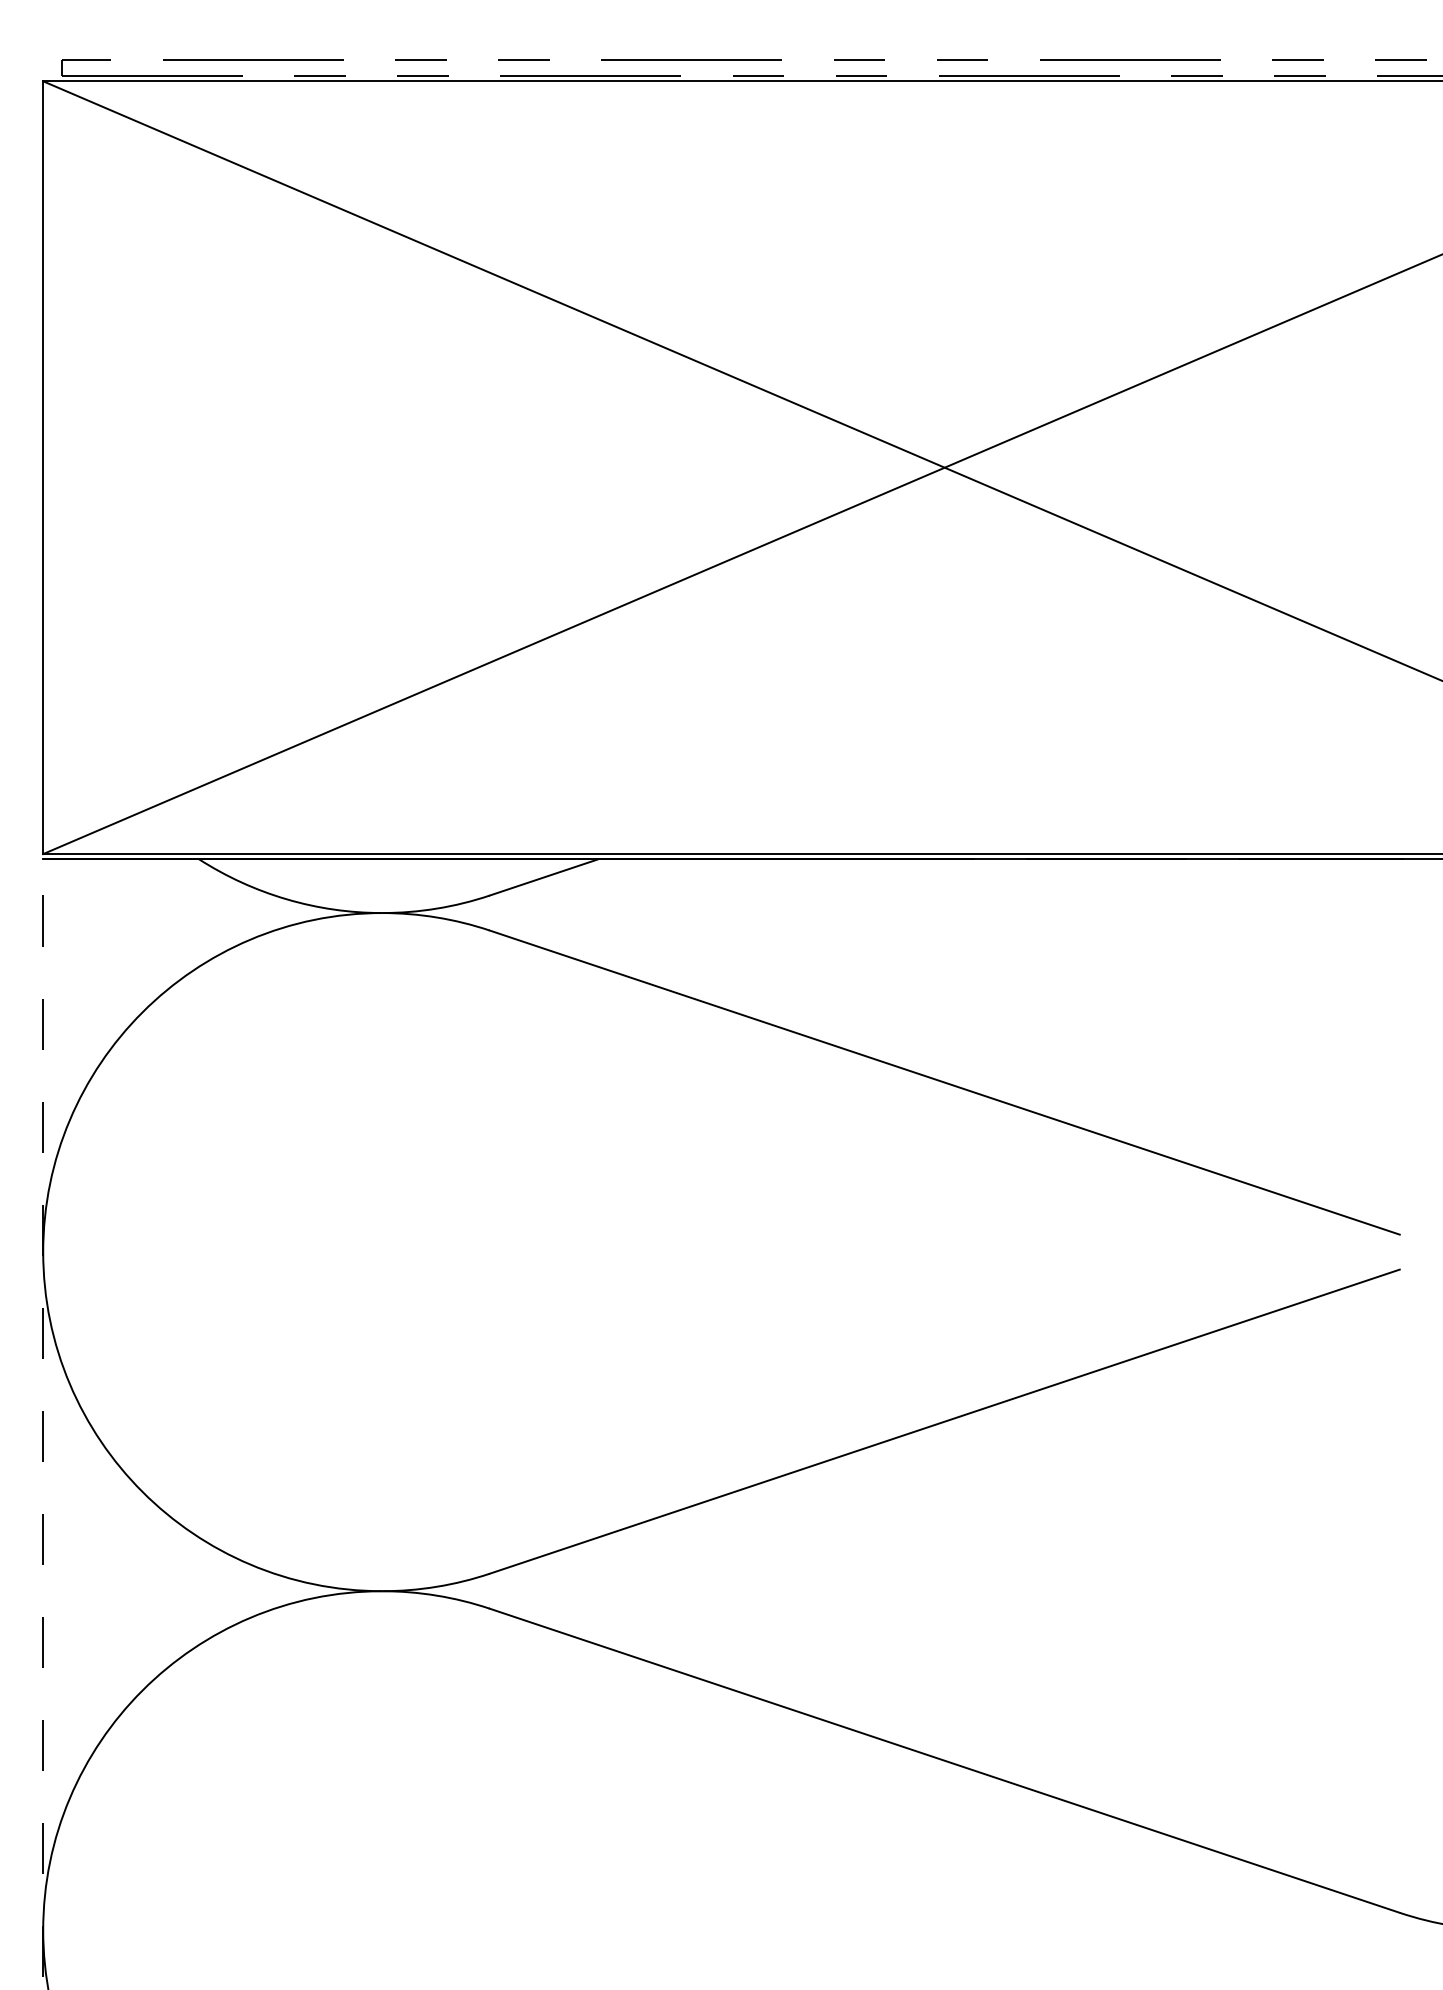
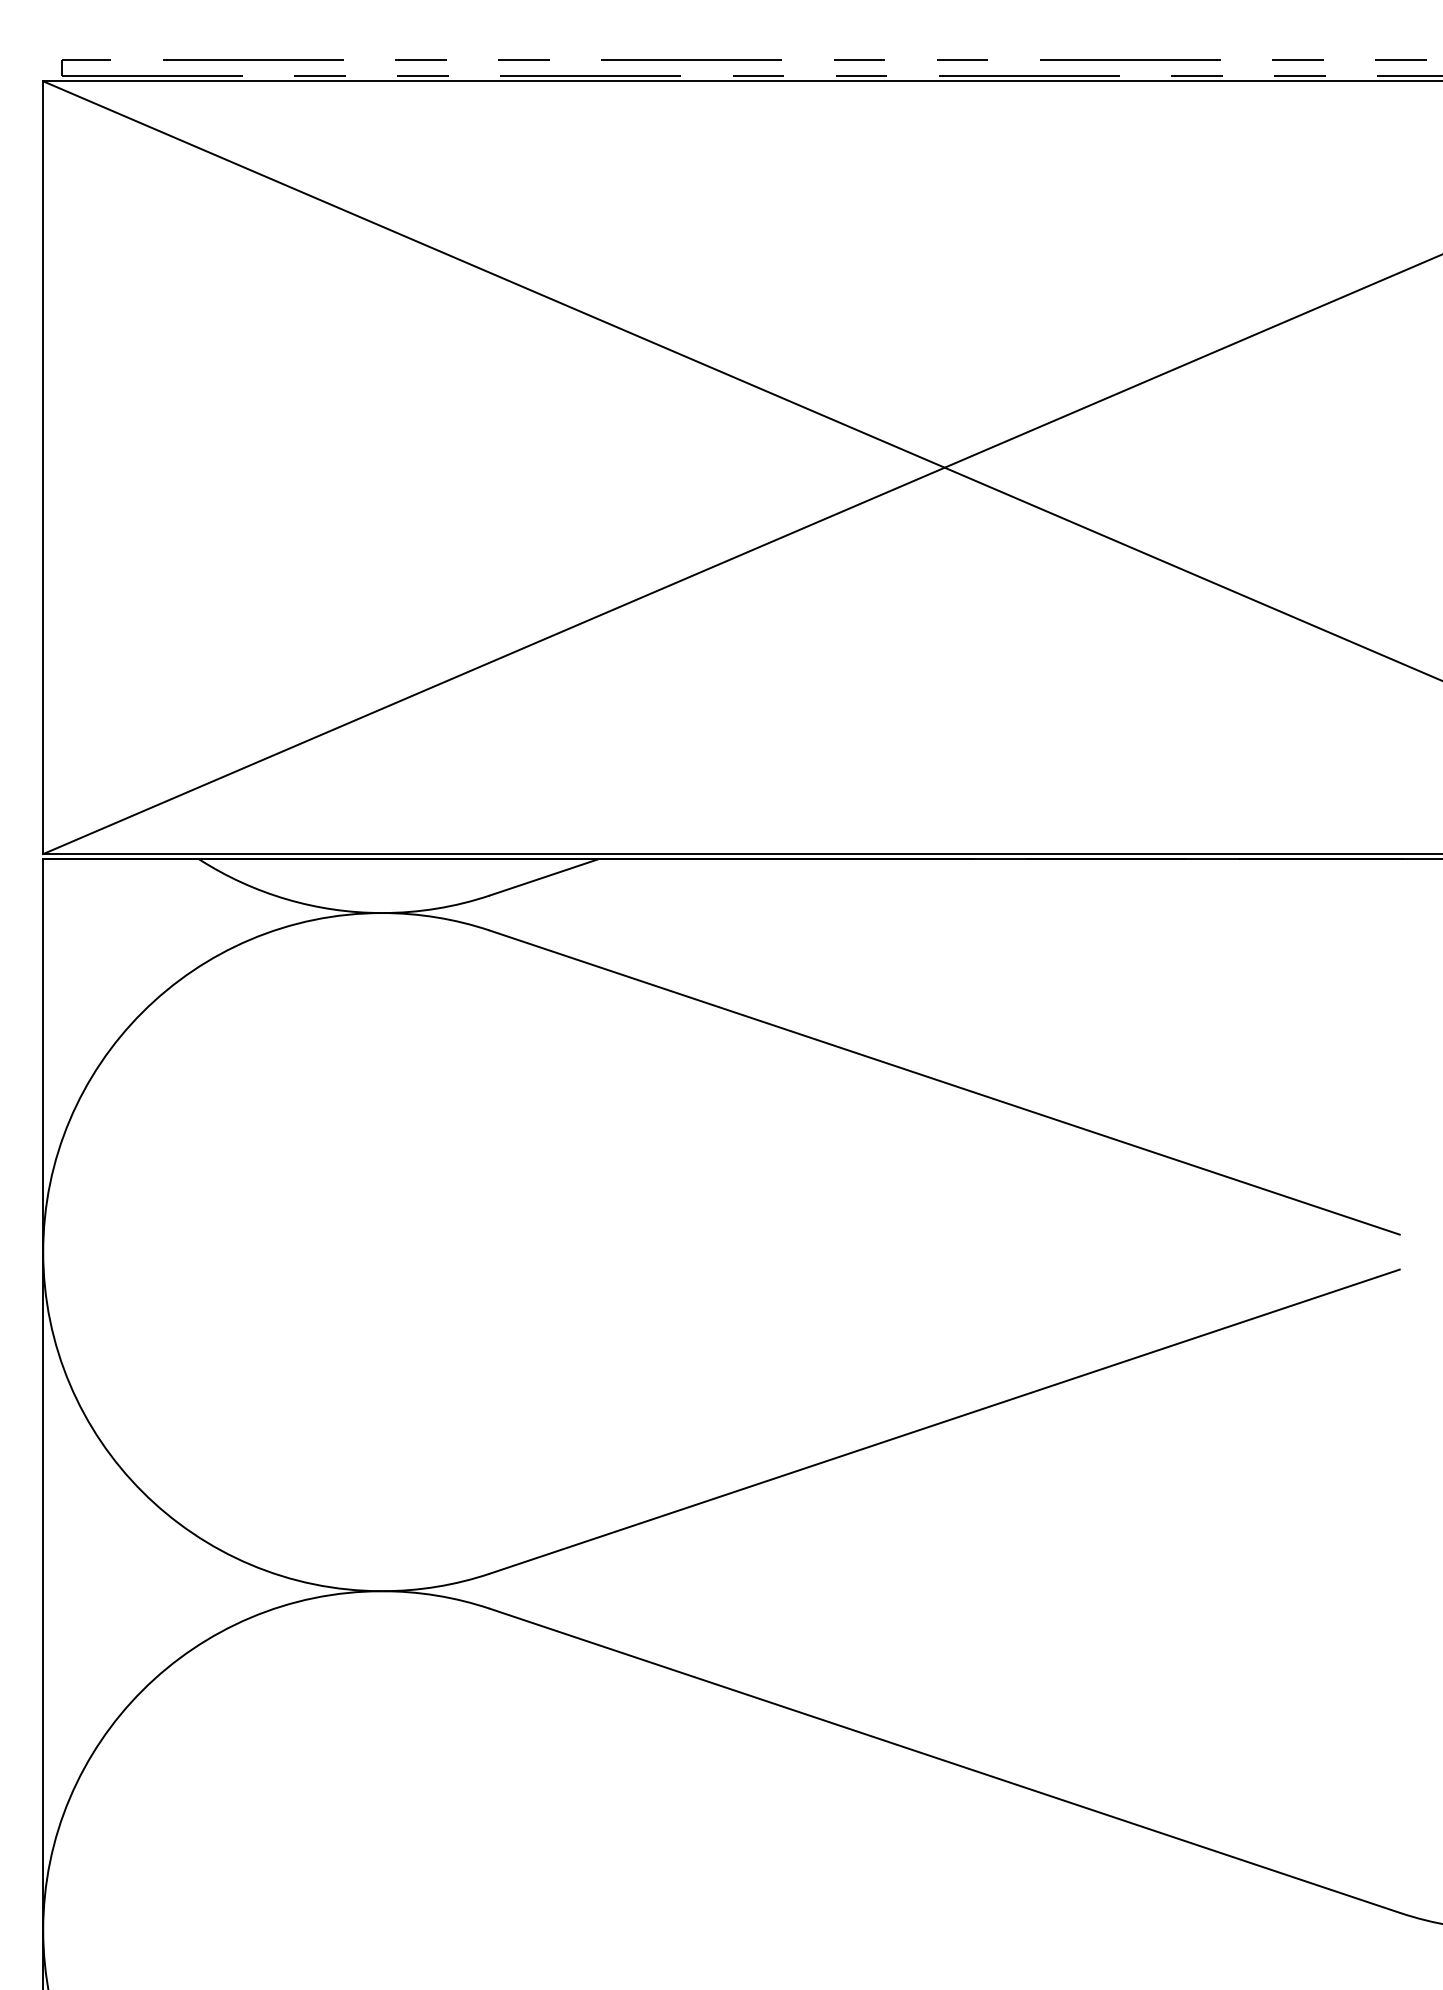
line: dashed -> solid (43, 1423)
